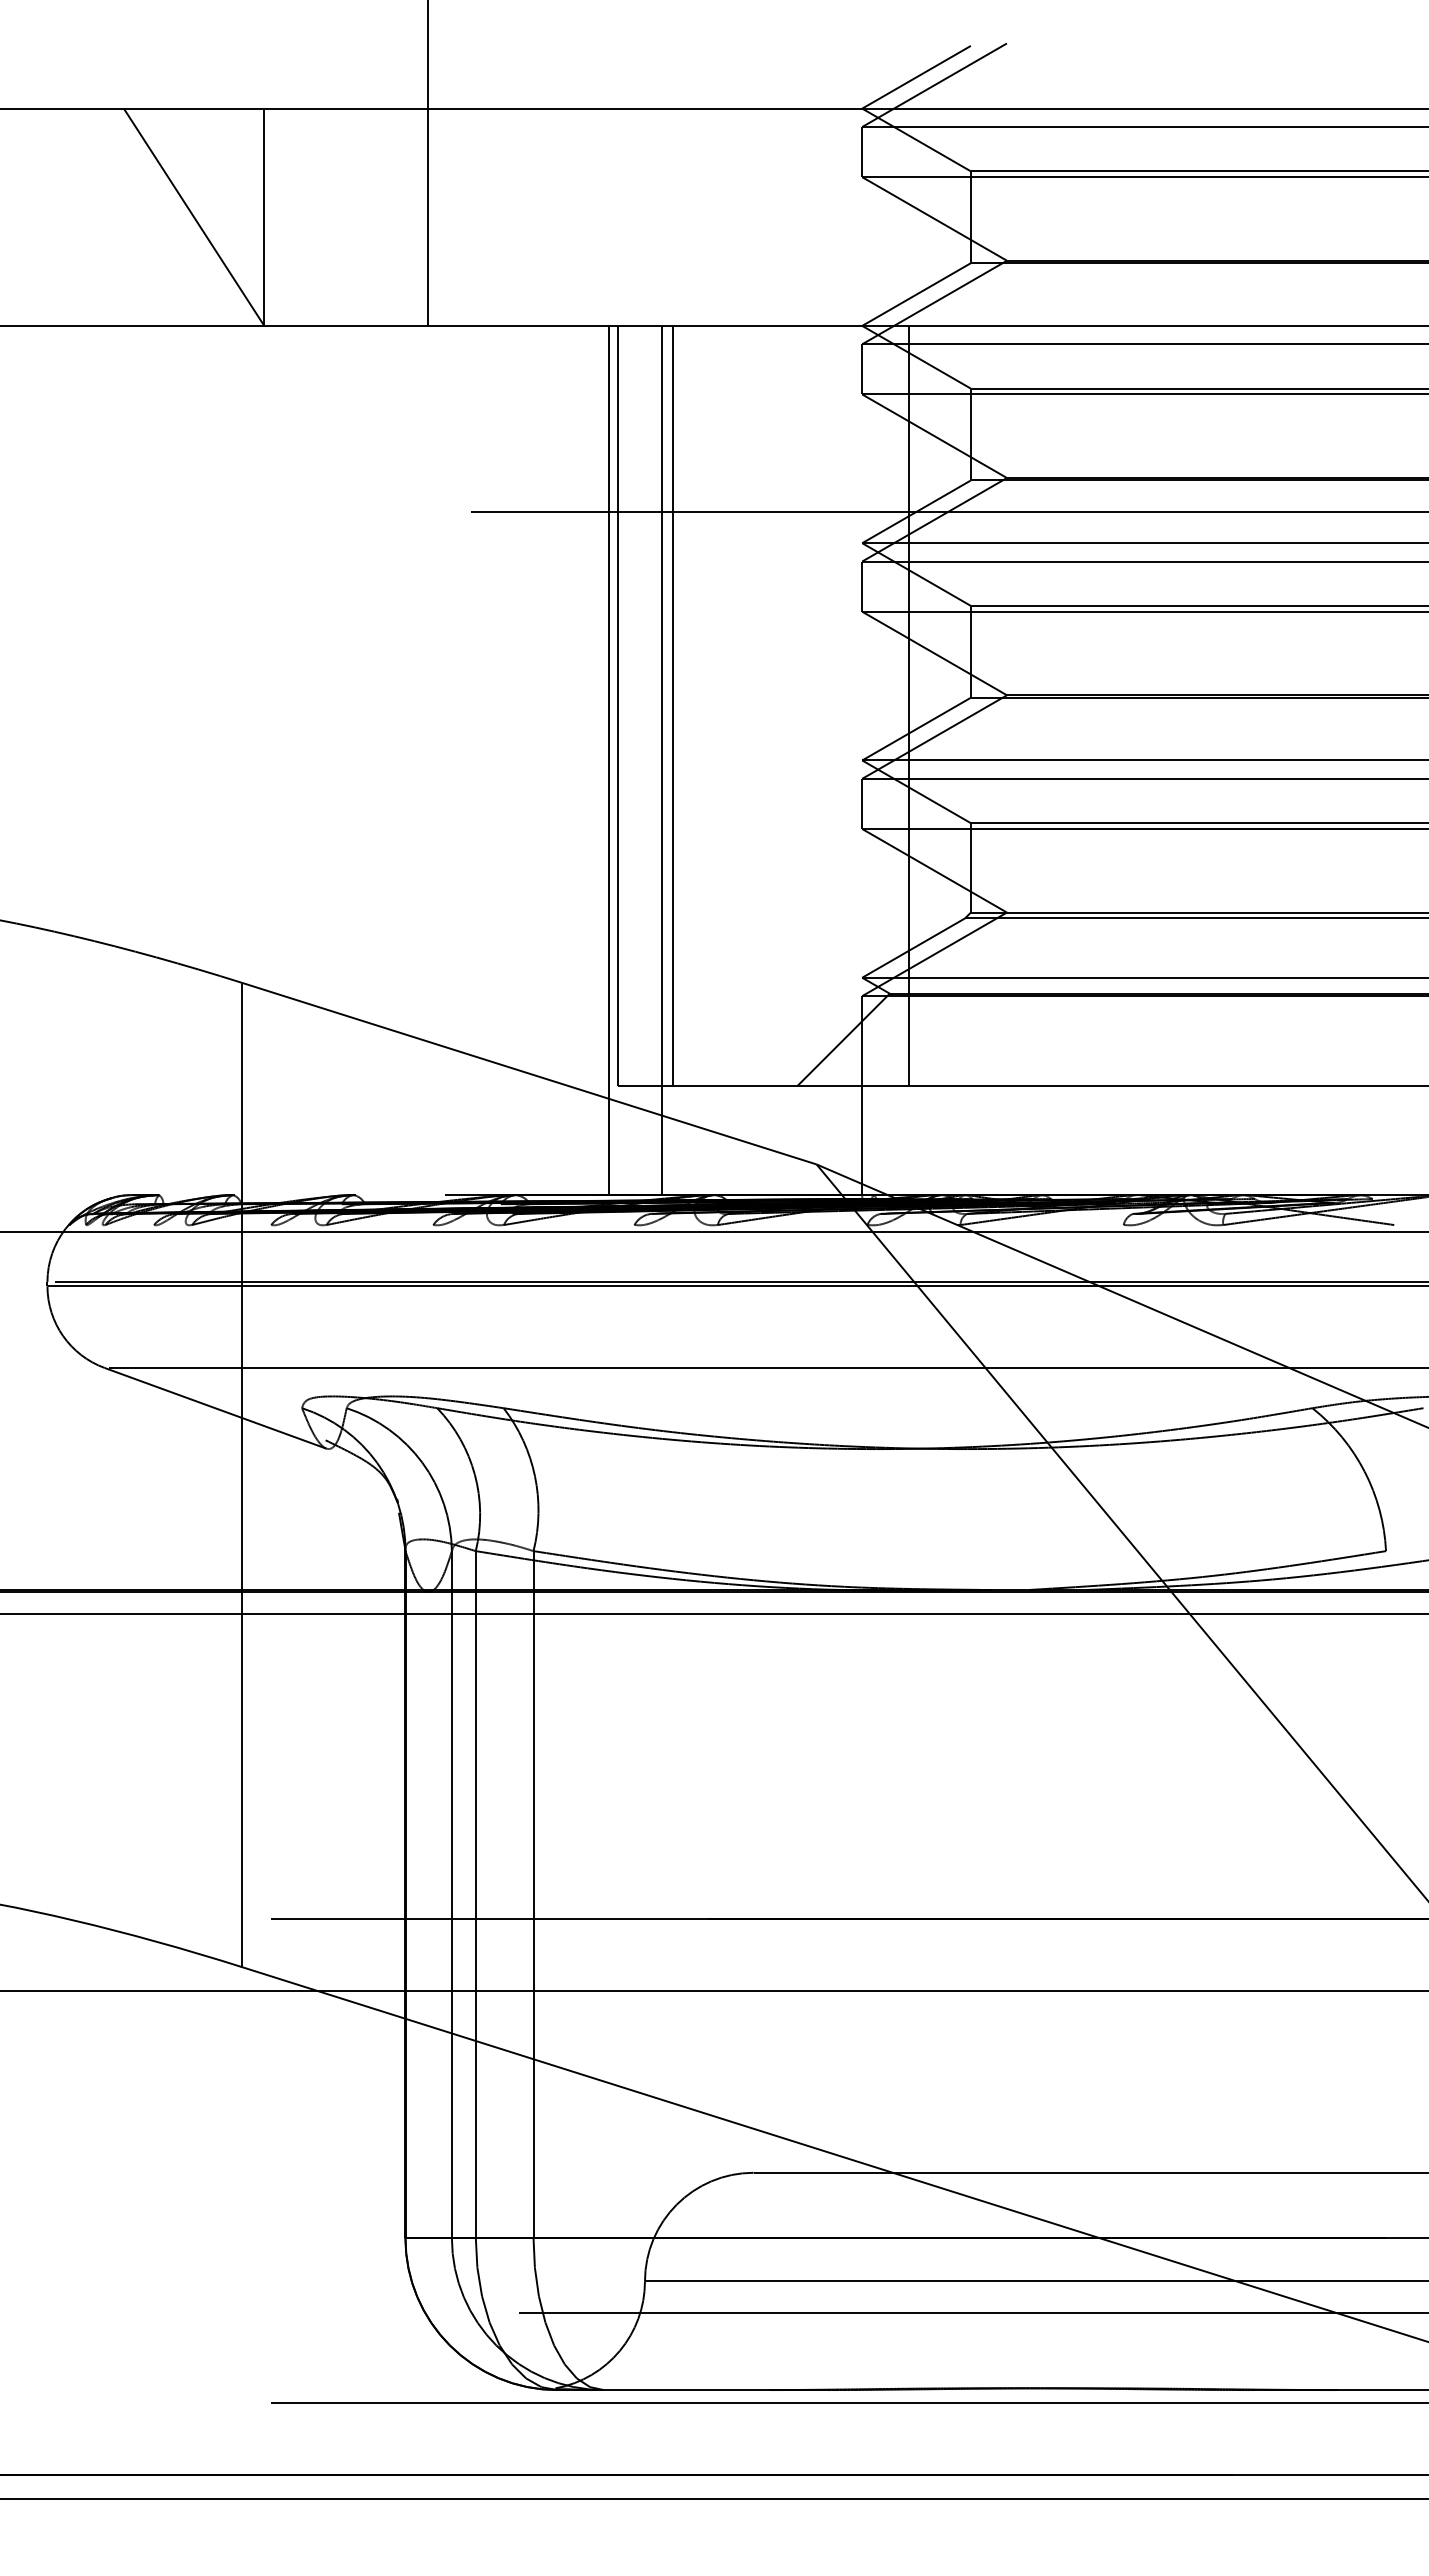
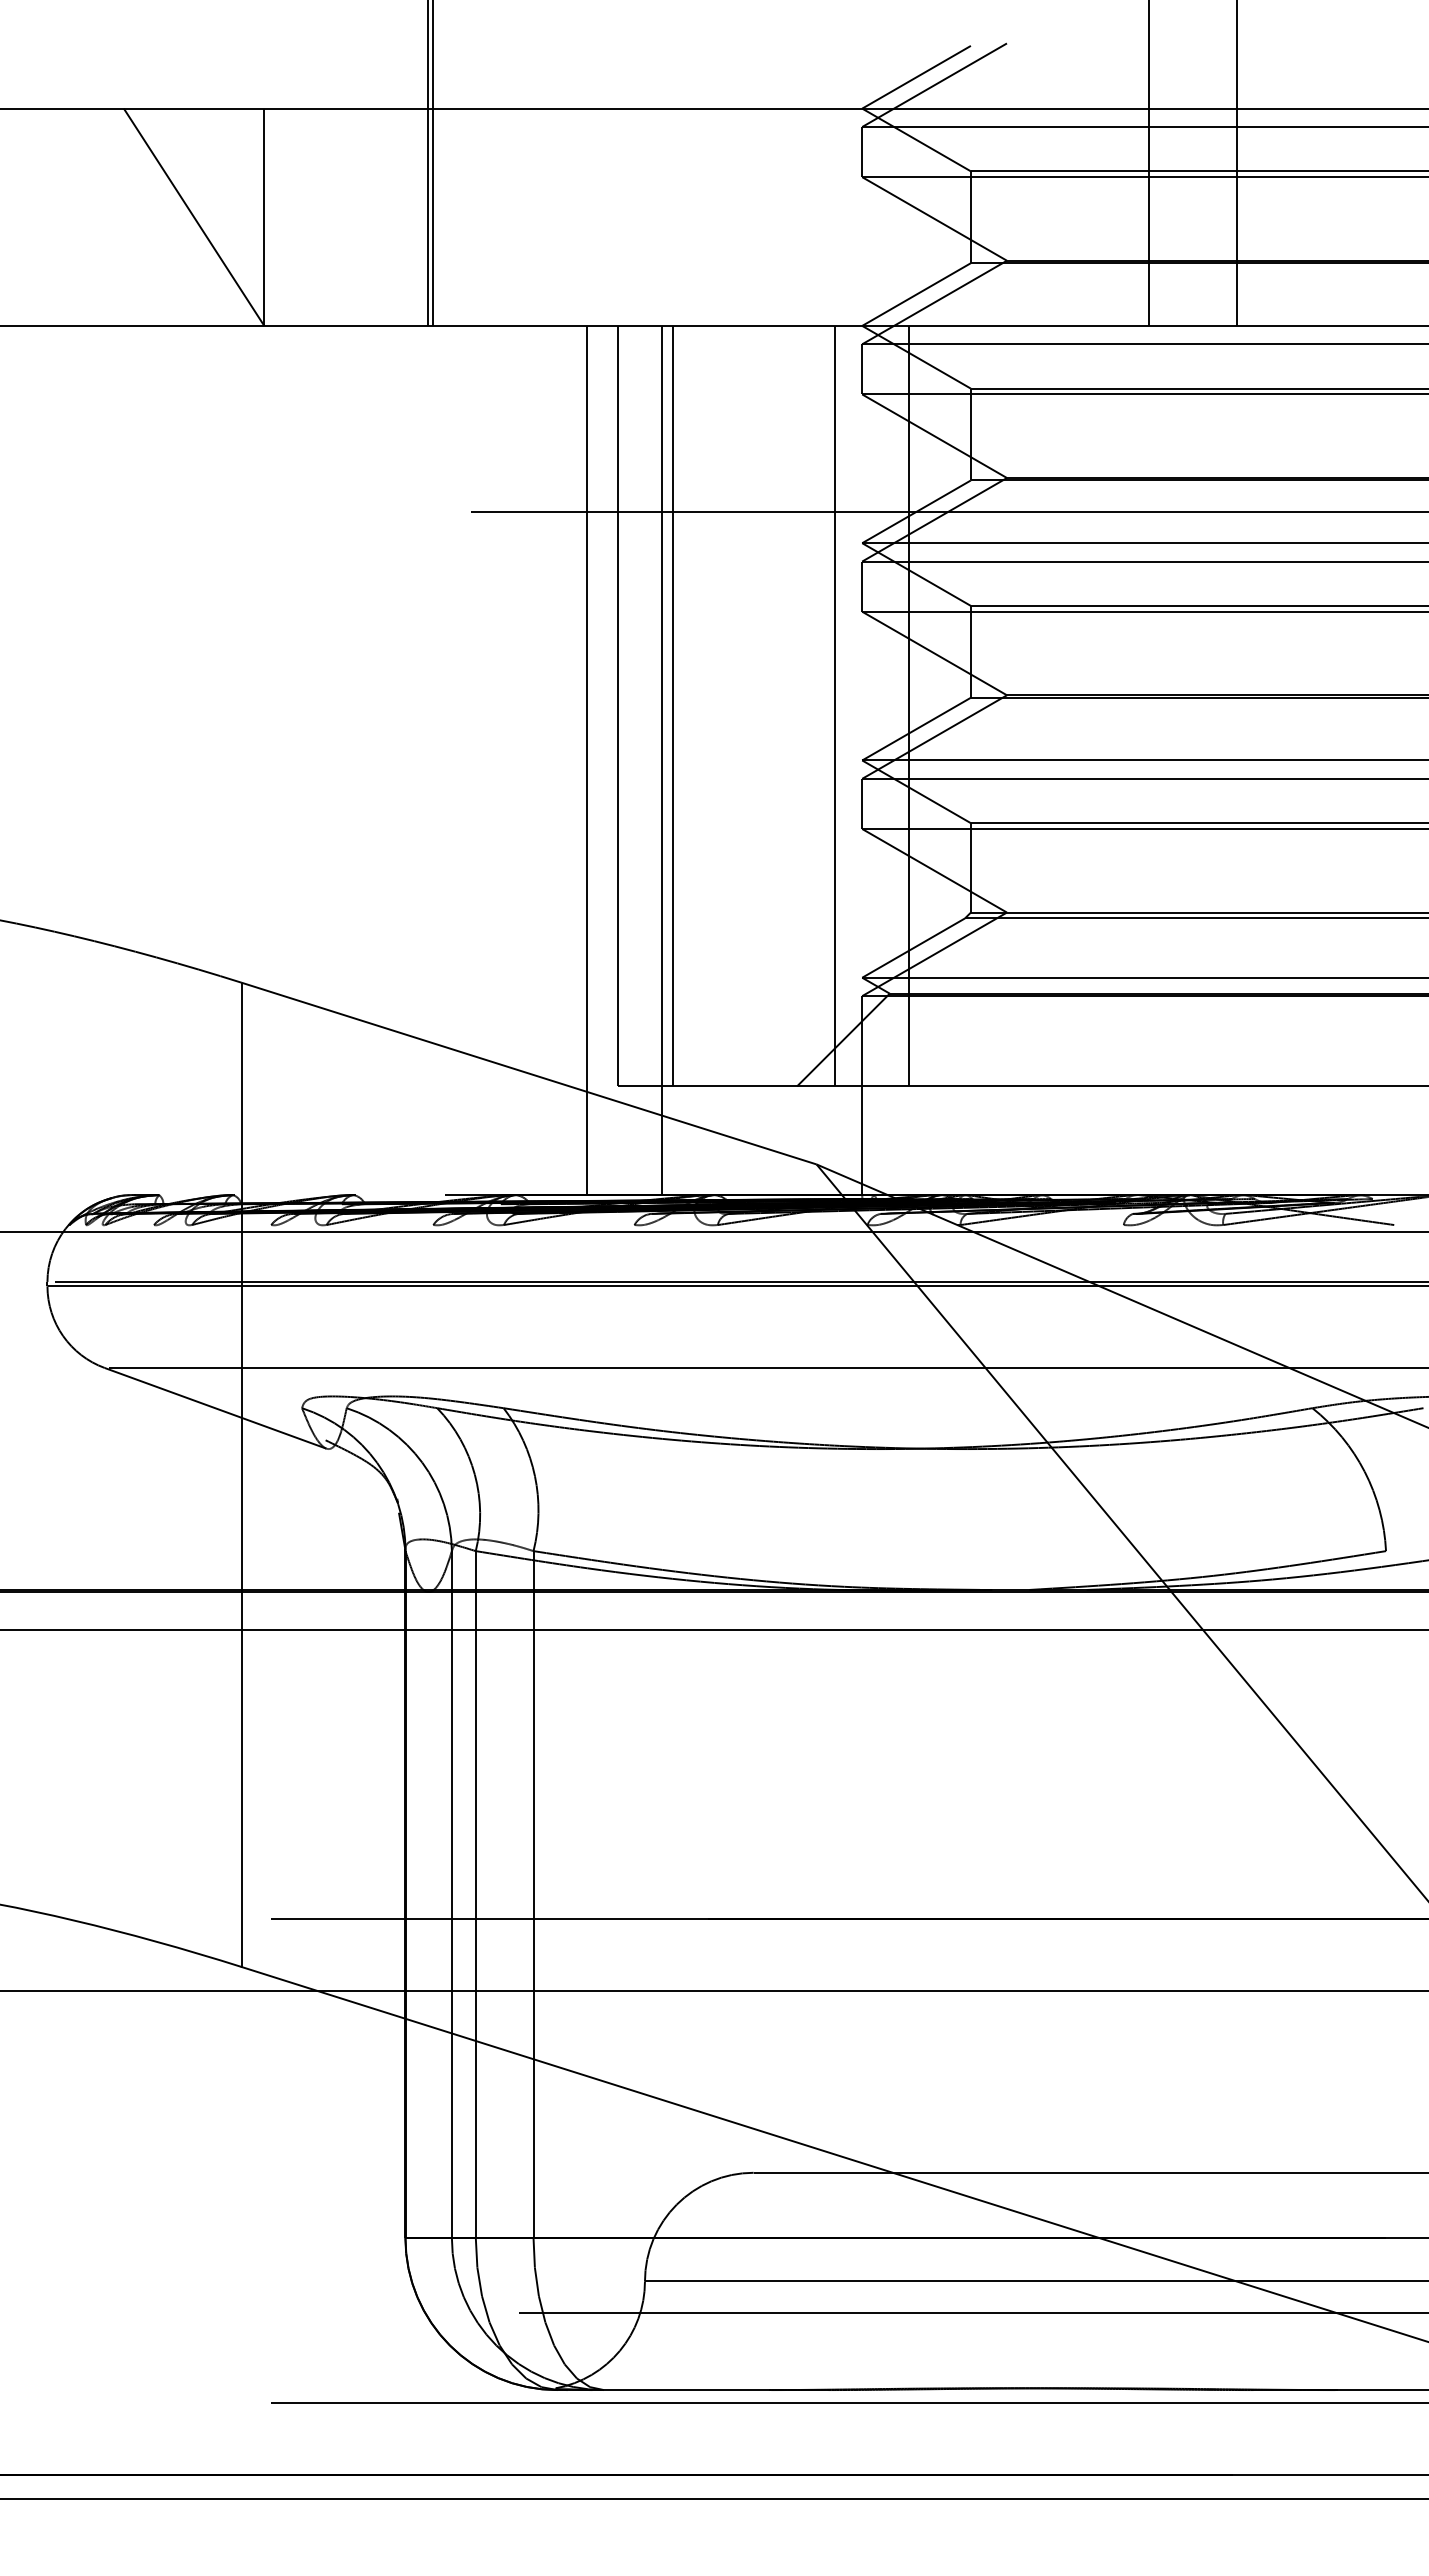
line: none -> present (433, 163)
line: none -> present (1148, 163)
line: none -> present (1237, 163)
line: none -> present (834, 705)
line position: (608, 760) -> (586, 760) (586, 760)
line position: (713, 1613) -> (713, 1629) (713, 1629)
